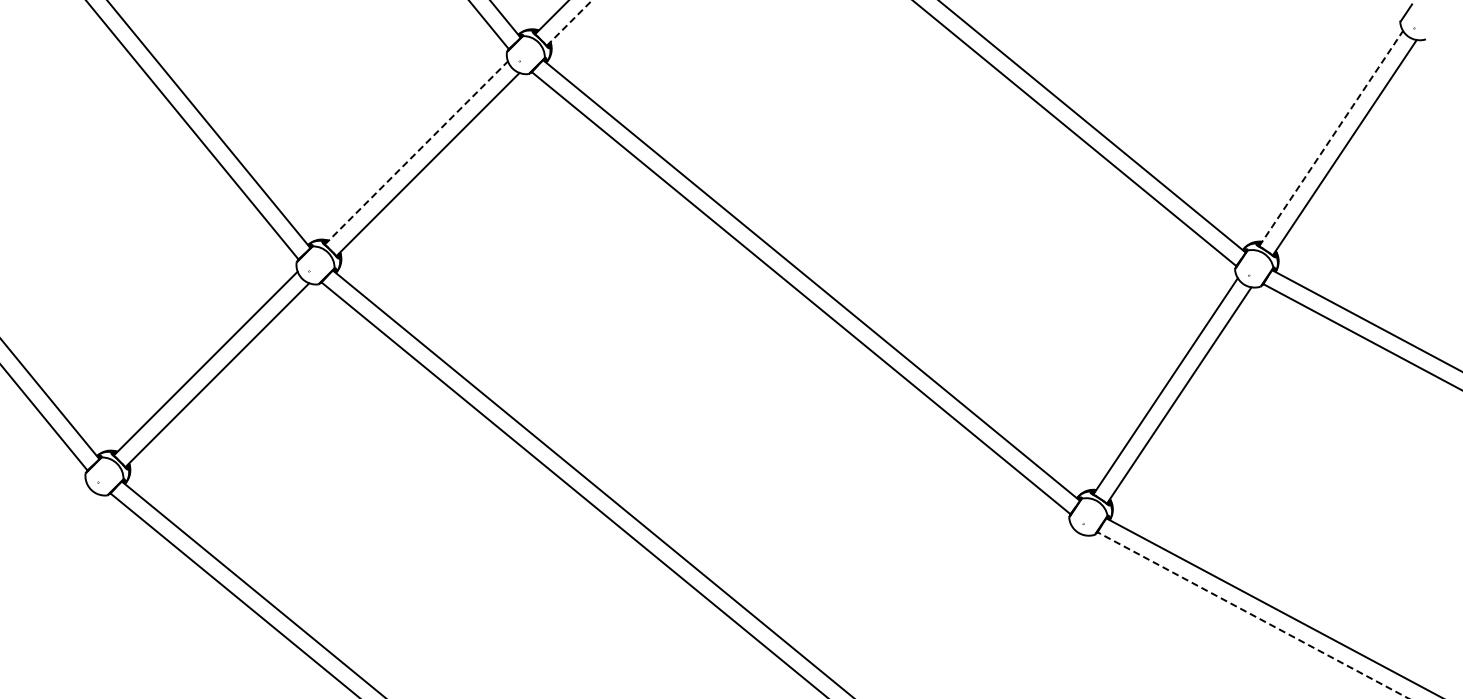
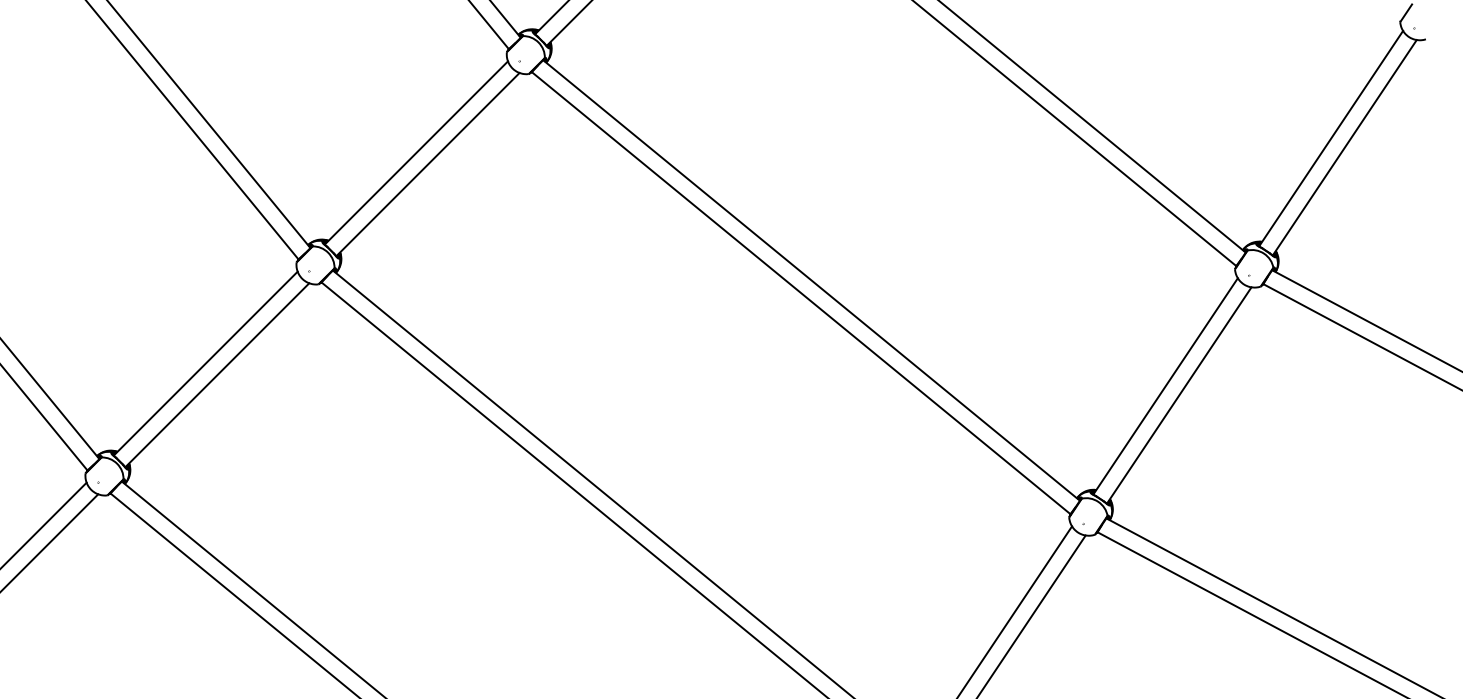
line: dashed -> solid (570, 22)
line: dashed -> solid (1331, 138)
line: dashed -> solid (416, 152)
line: none -> present (44, 524)
line: none -> present (50, 542)
line: none -> present (1015, 610)
line: none -> present (1031, 615)
line: dashed -> solid (1252, 615)
